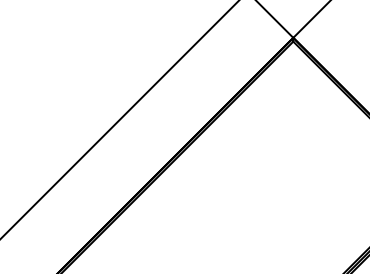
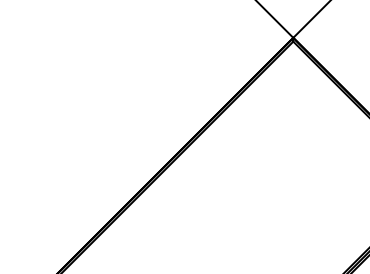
line: present -> none (119, 119)
